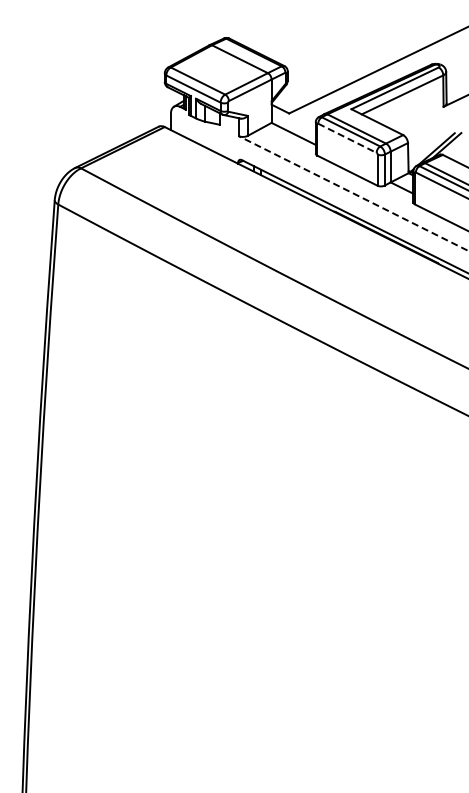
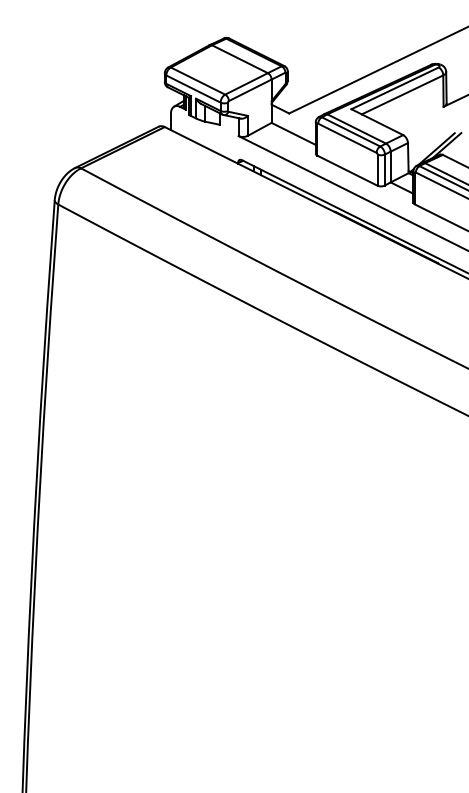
line: dashed -> solid (347, 138)
line: dashed -> solid (353, 193)
